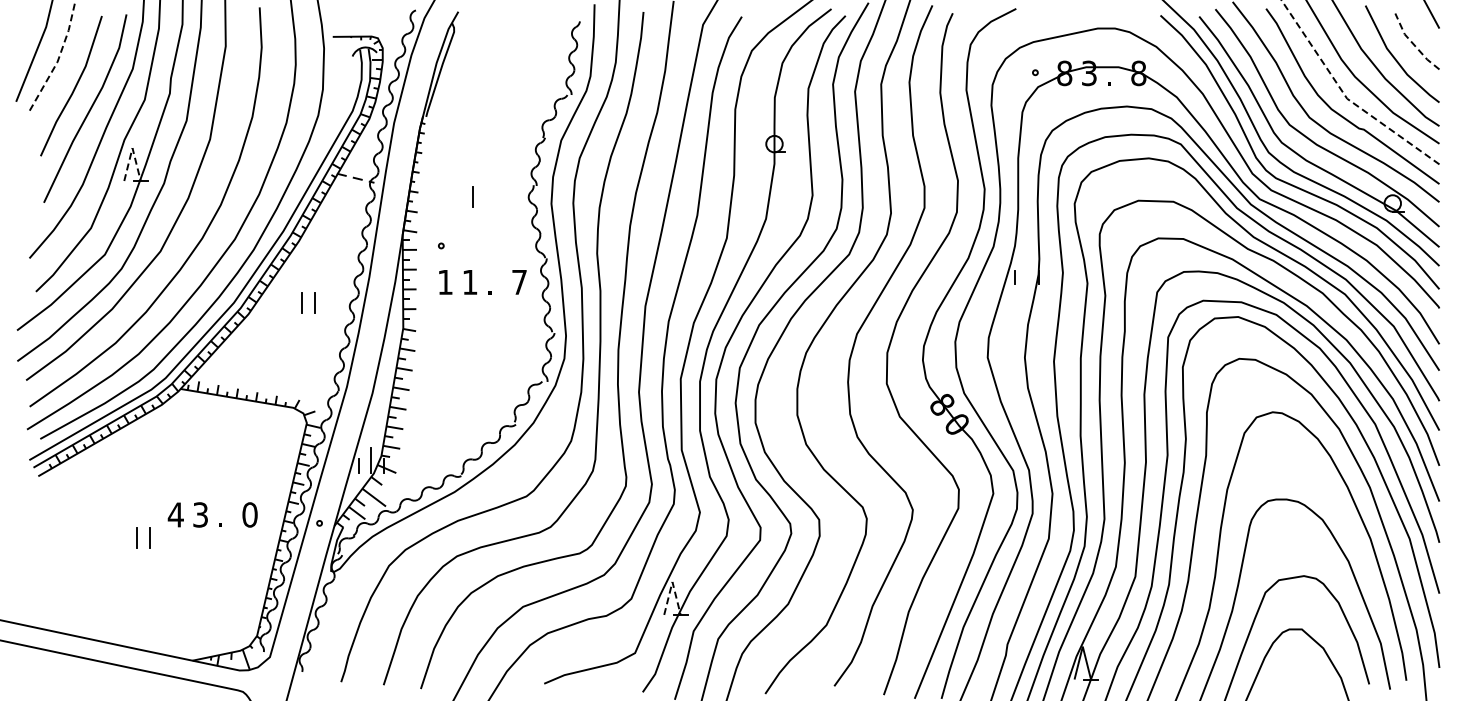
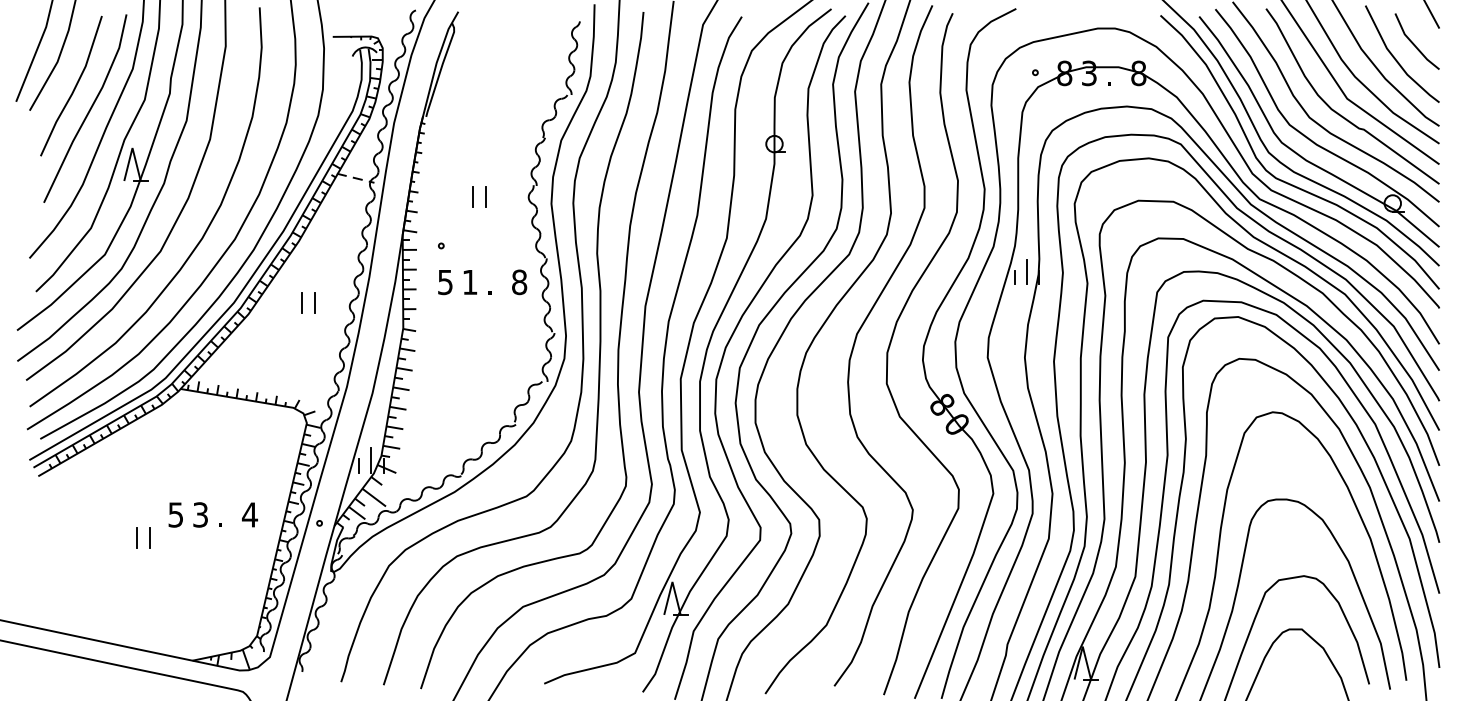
line: dashed -> solid (1413, 44)
line: dashed -> solid (58, 58)
line: dashed -> solid (1346, 97)
line: dashed -> solid (132, 148)
line: none -> present (485, 196)
line: none -> present (1026, 271)
text: 1 -> 5 (445, 282)
text: 7 -> 8 (519, 282)
text: 4 -> 5 (175, 514)
text: 0 -> 4 (250, 514)
line: dashed -> solid (672, 581)
